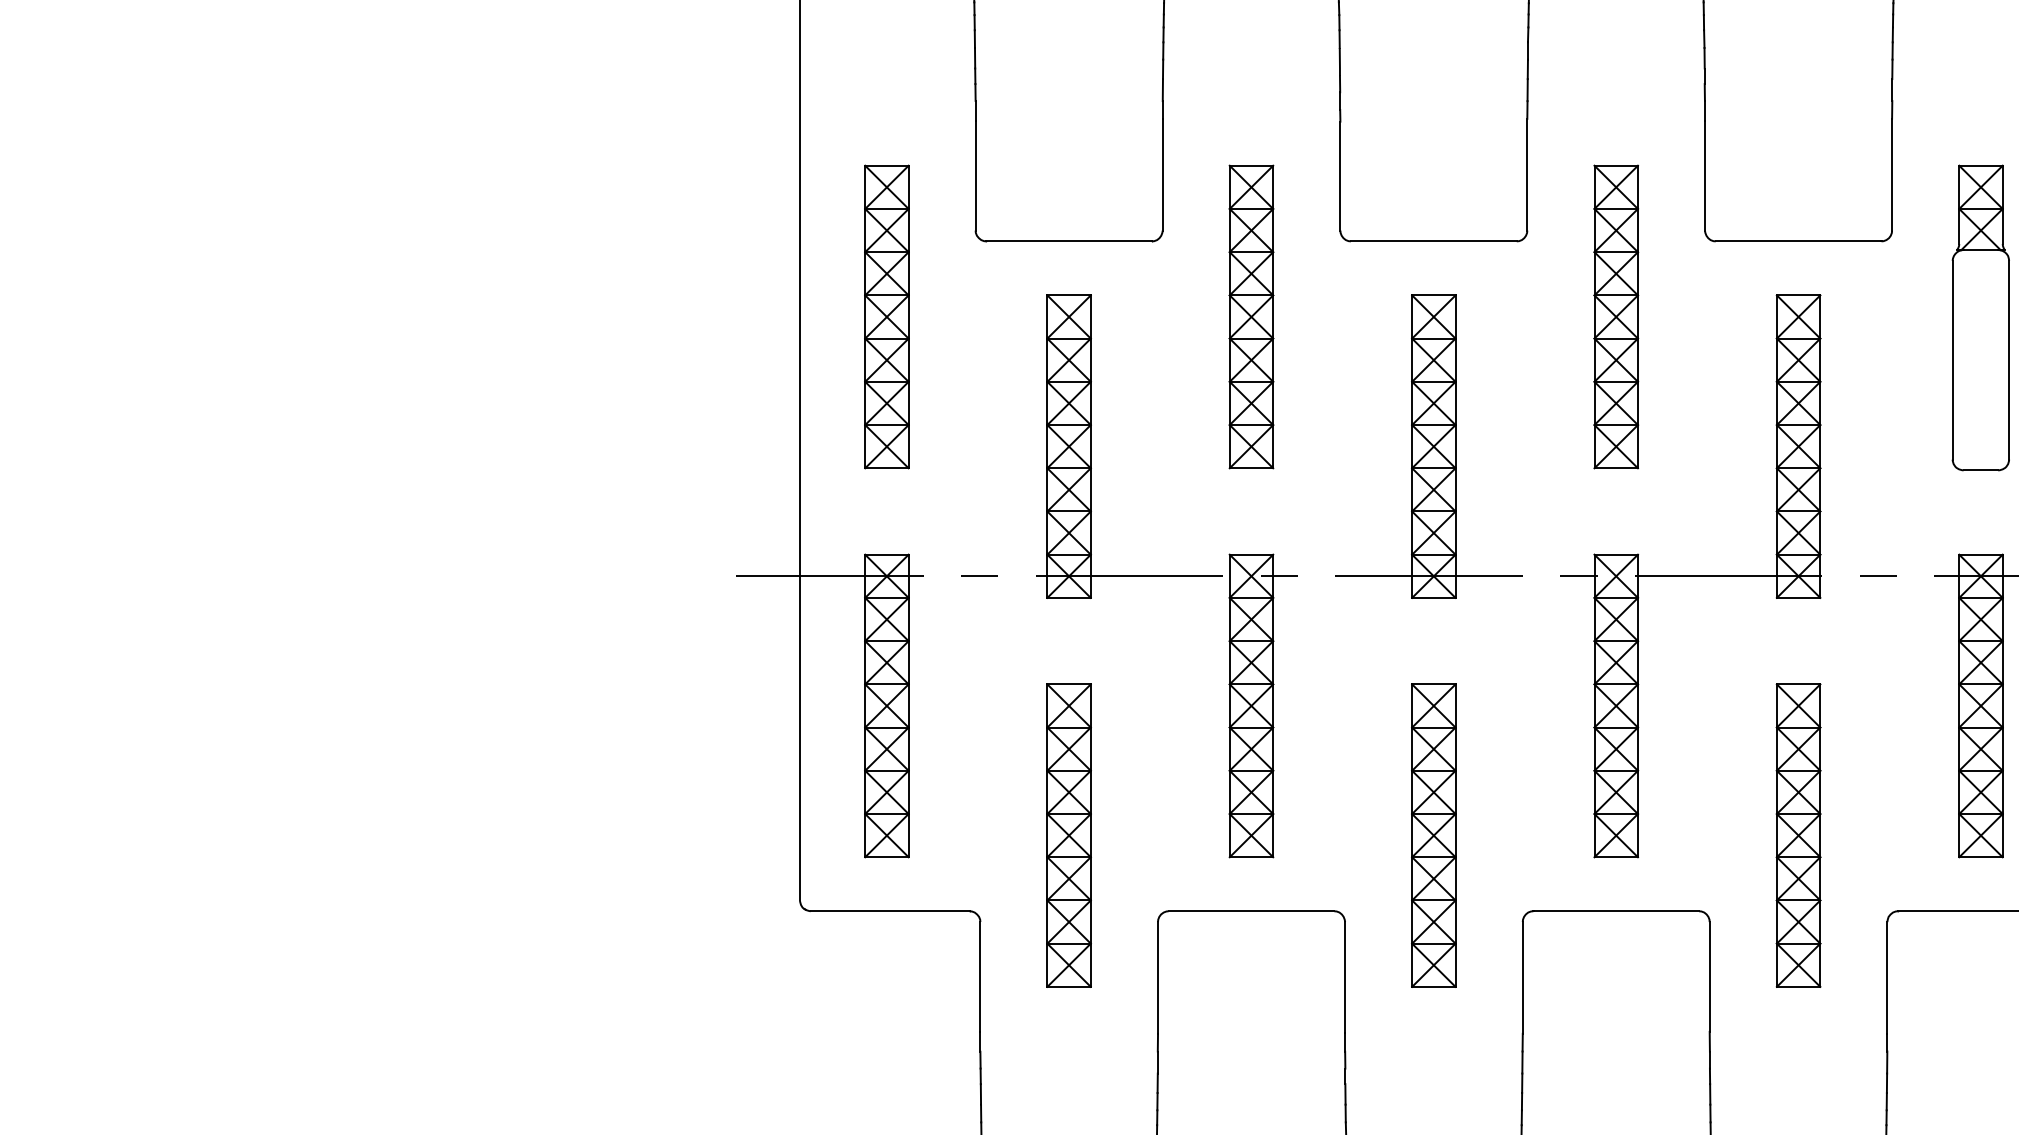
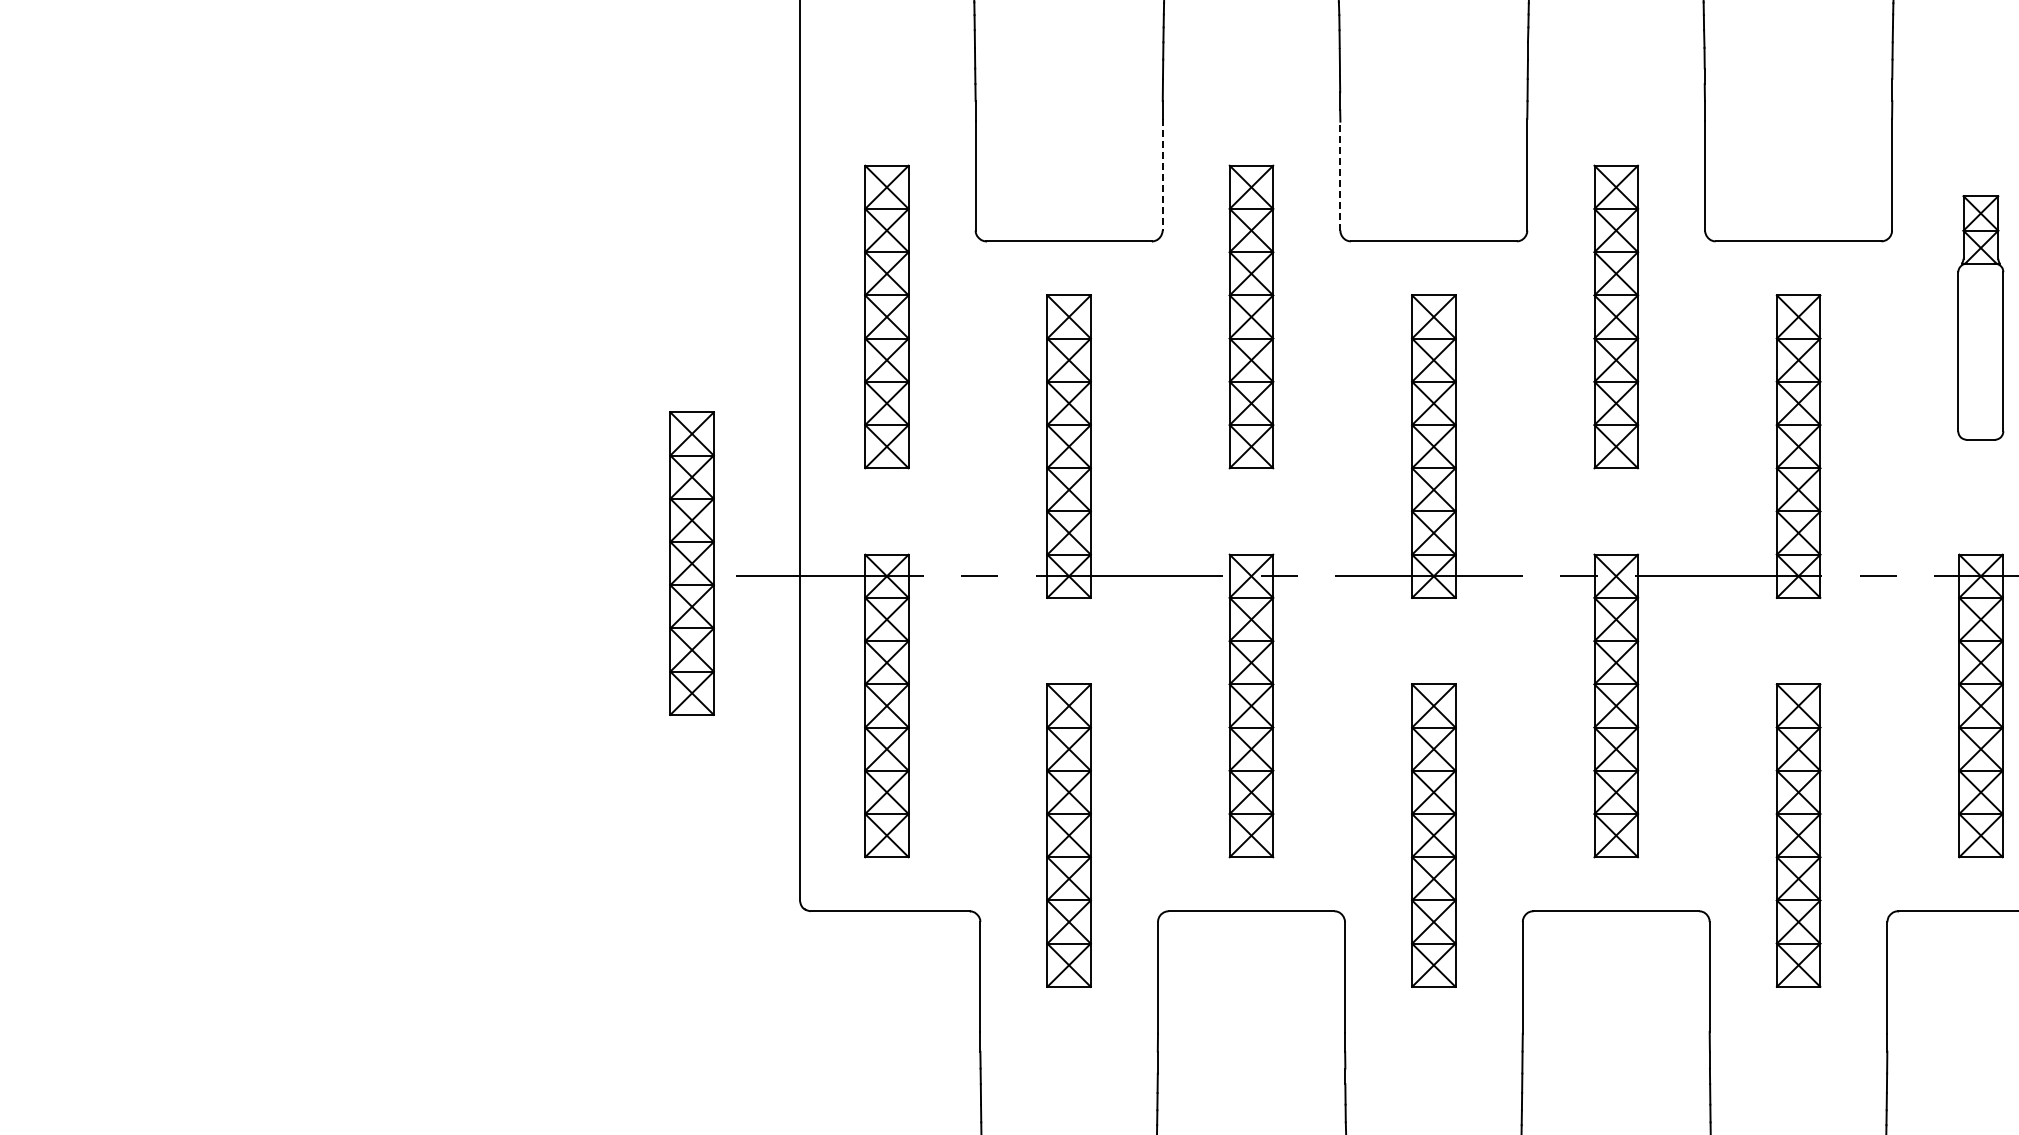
line: solid -> dashed (1162, 174)
line: solid -> dashed (1340, 175)
part size: 59x308 px -> 48x246 px (1980, 317)
part: none -> present (691, 563)
